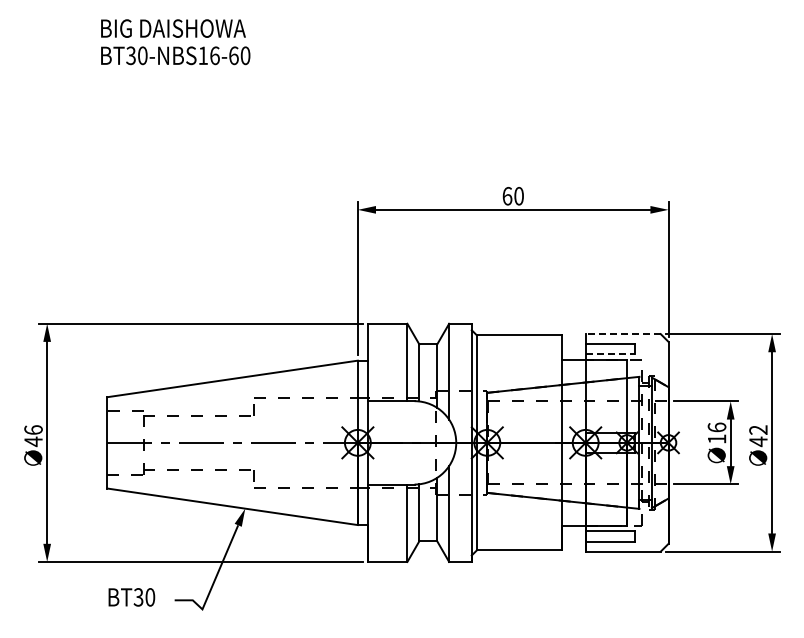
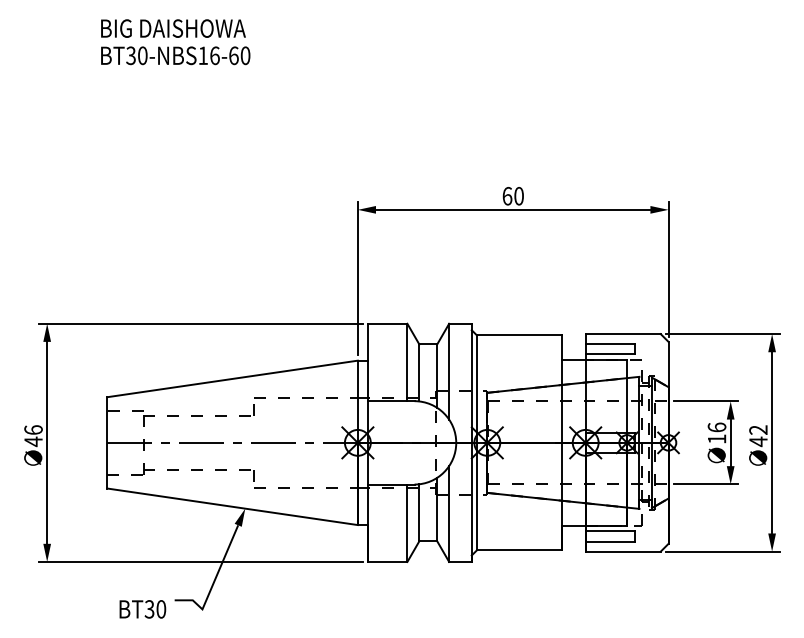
line: dashed -> solid (623, 334)
line: dashed -> solid (610, 354)
text position: (131, 597) -> (142, 609) (142, 609)
